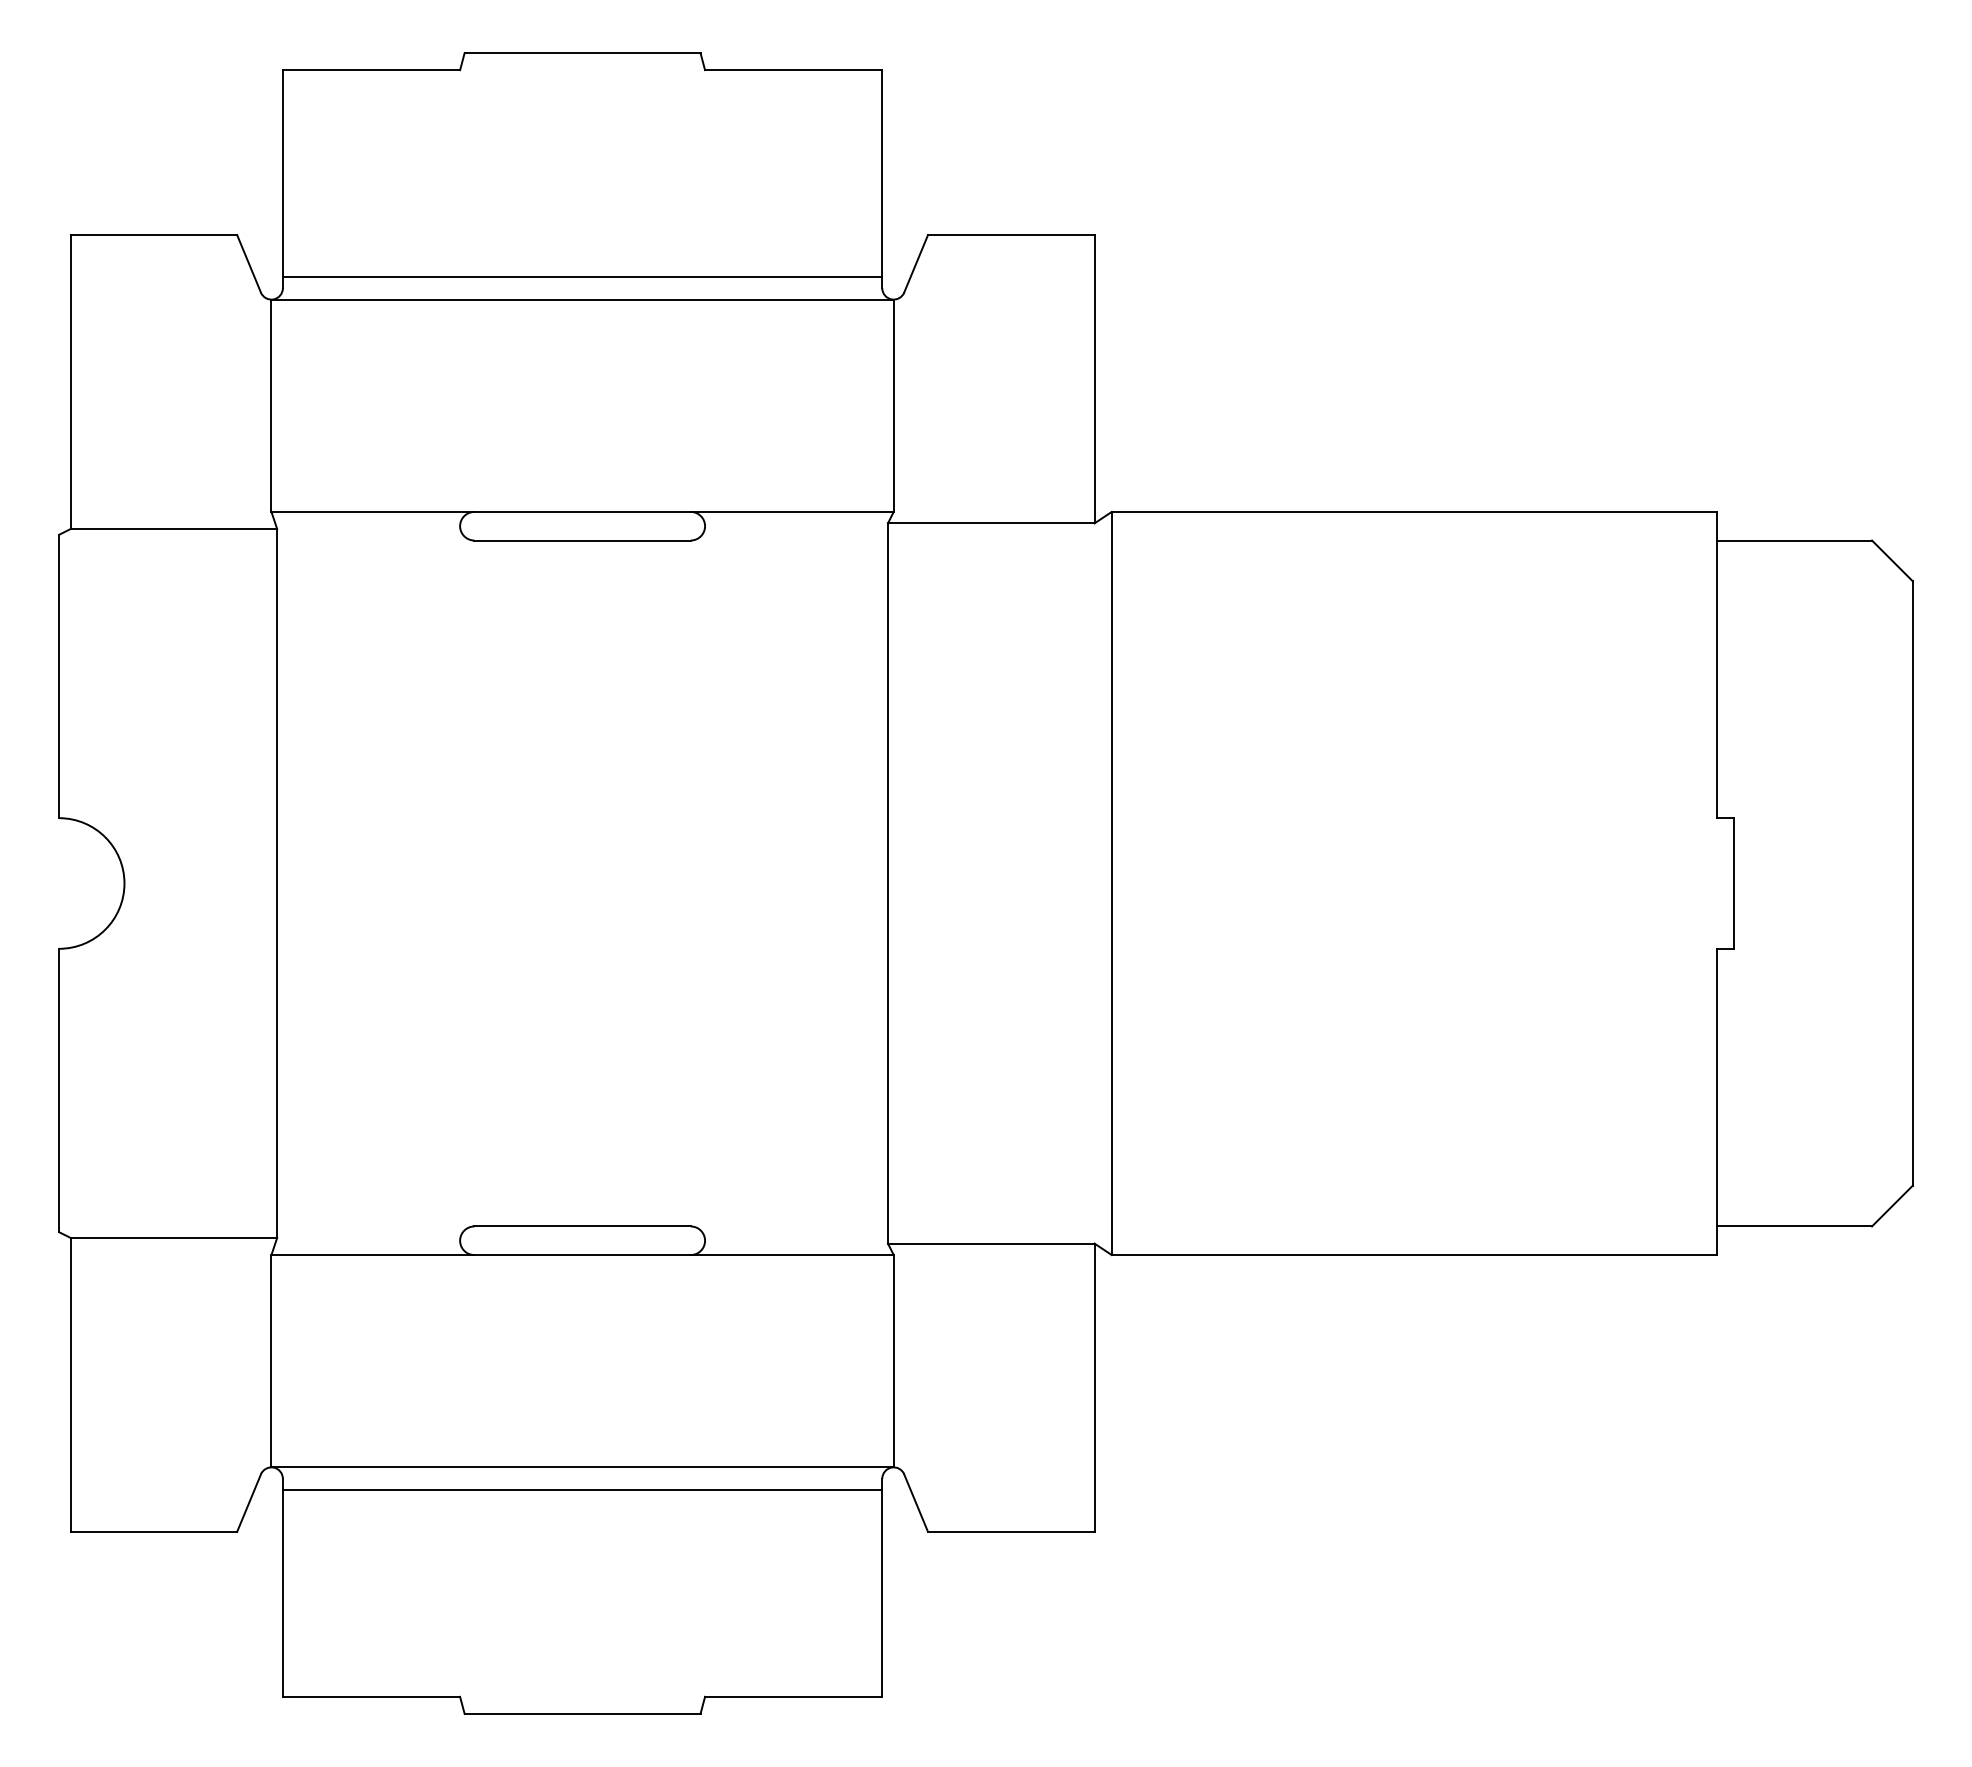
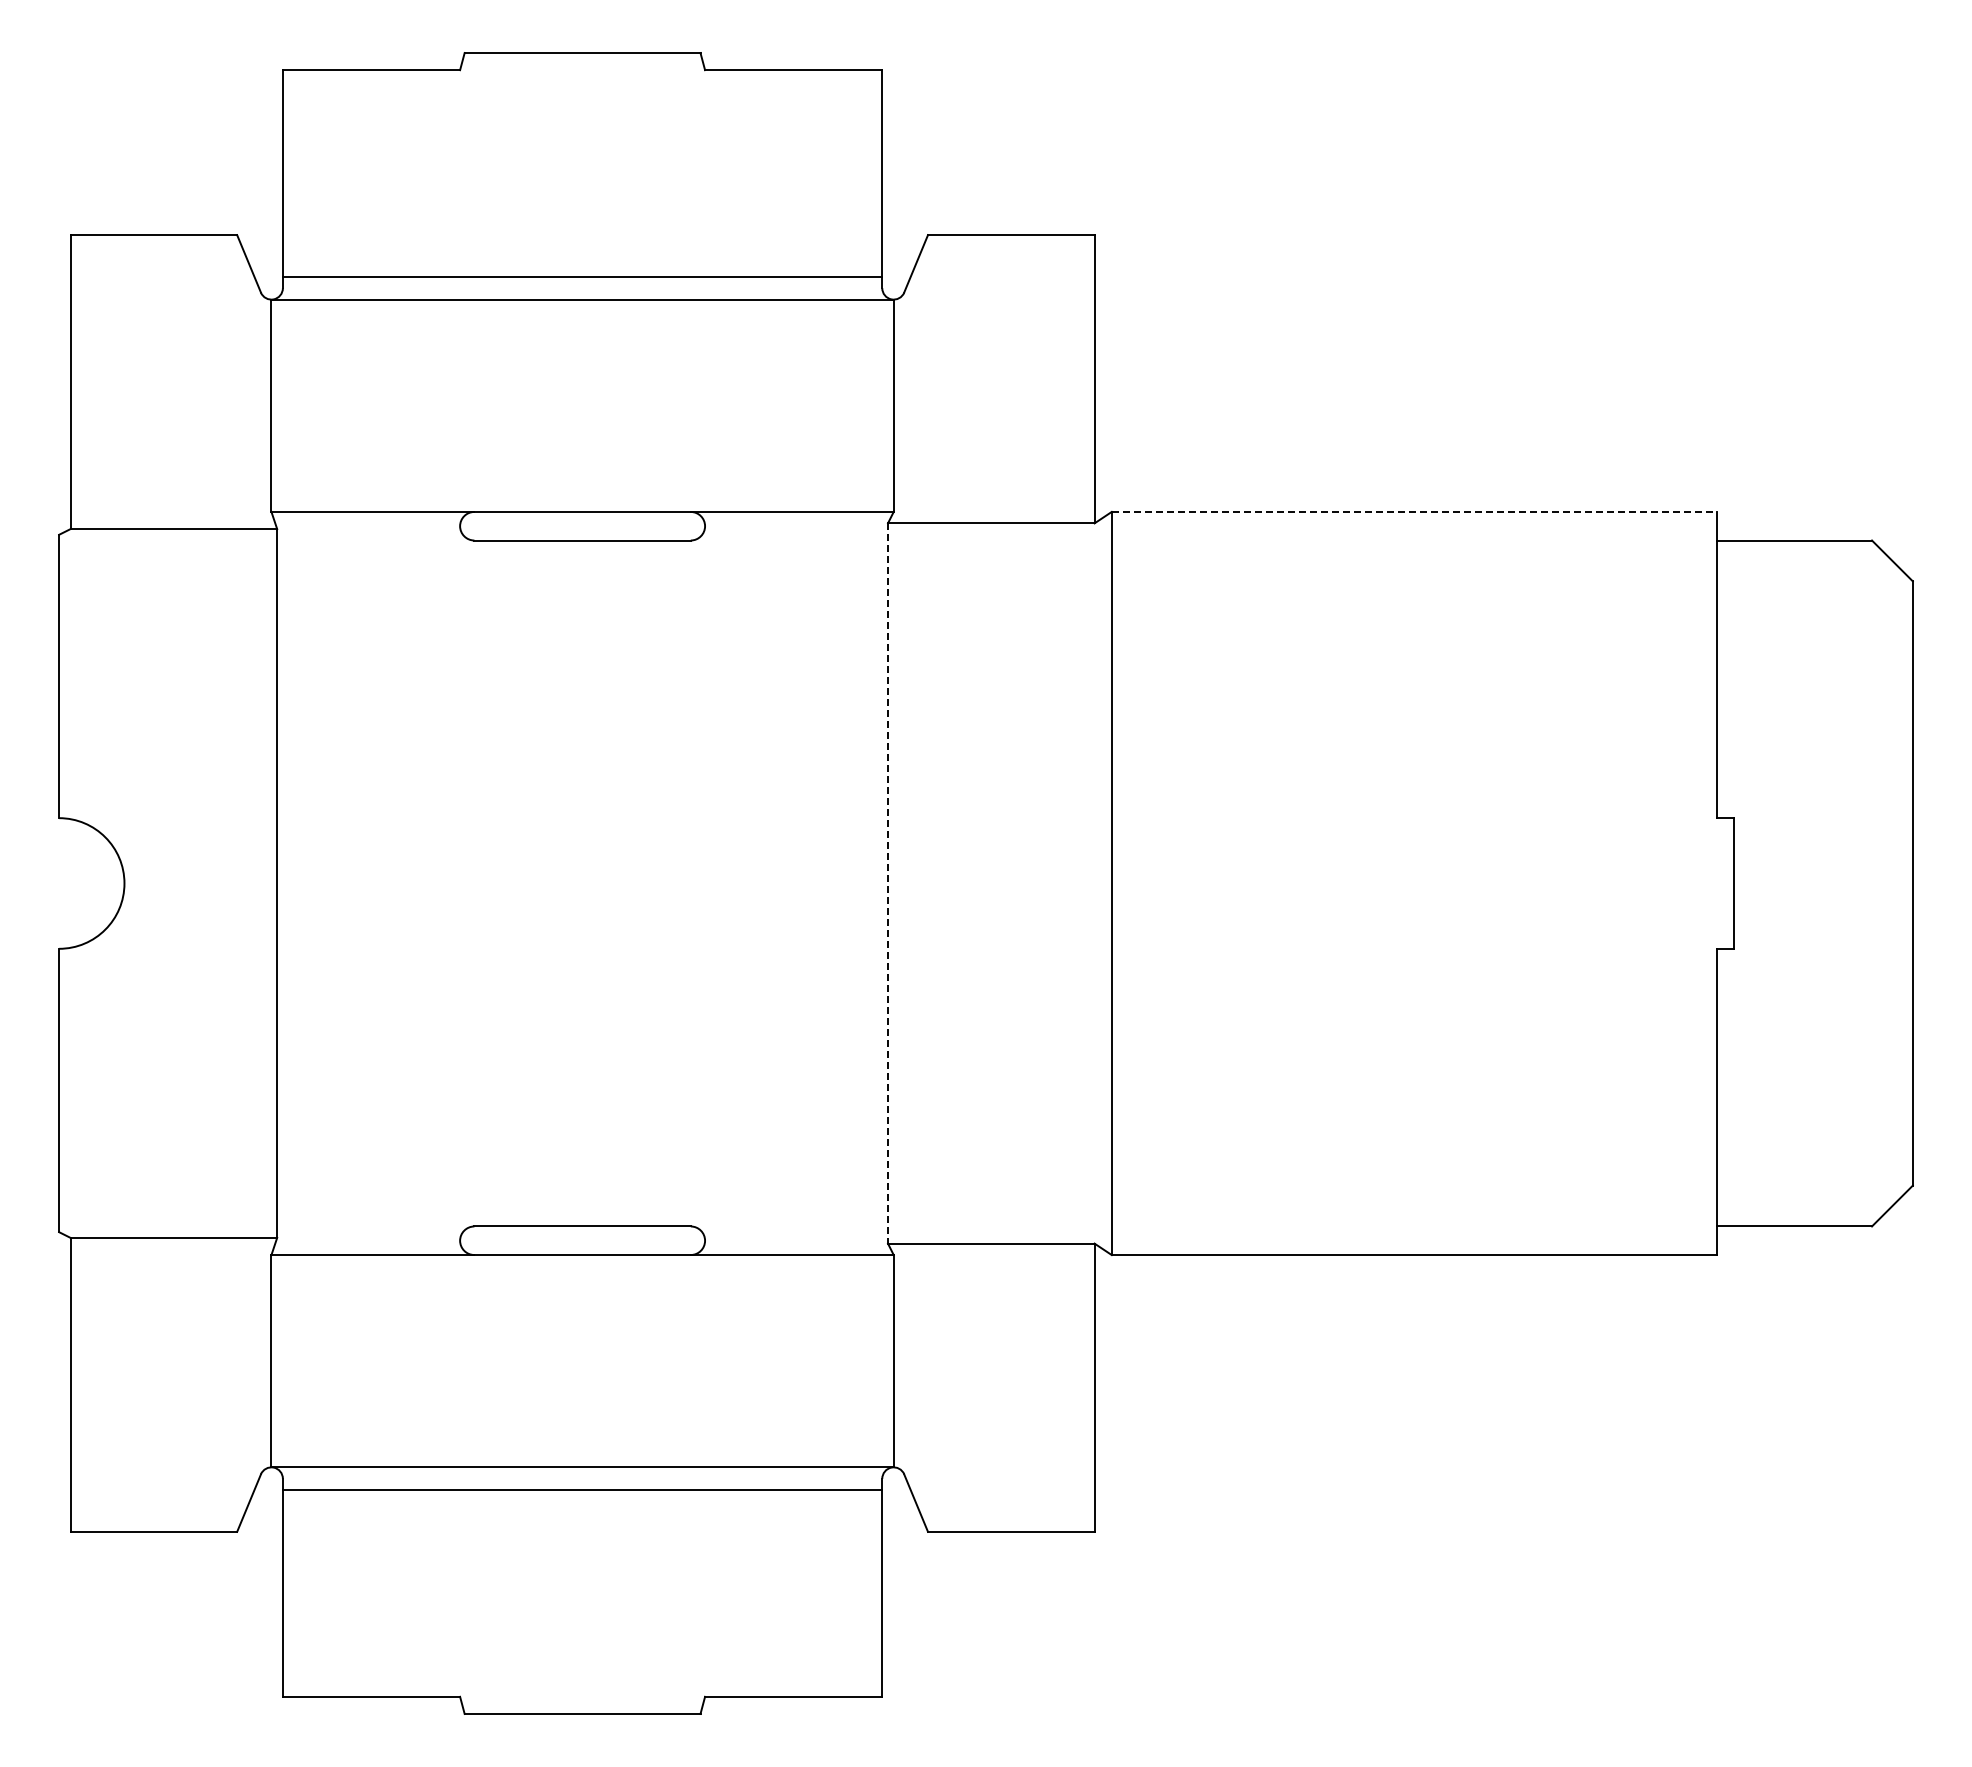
line: solid -> dashed (1414, 511)
line: solid -> dashed (888, 883)
